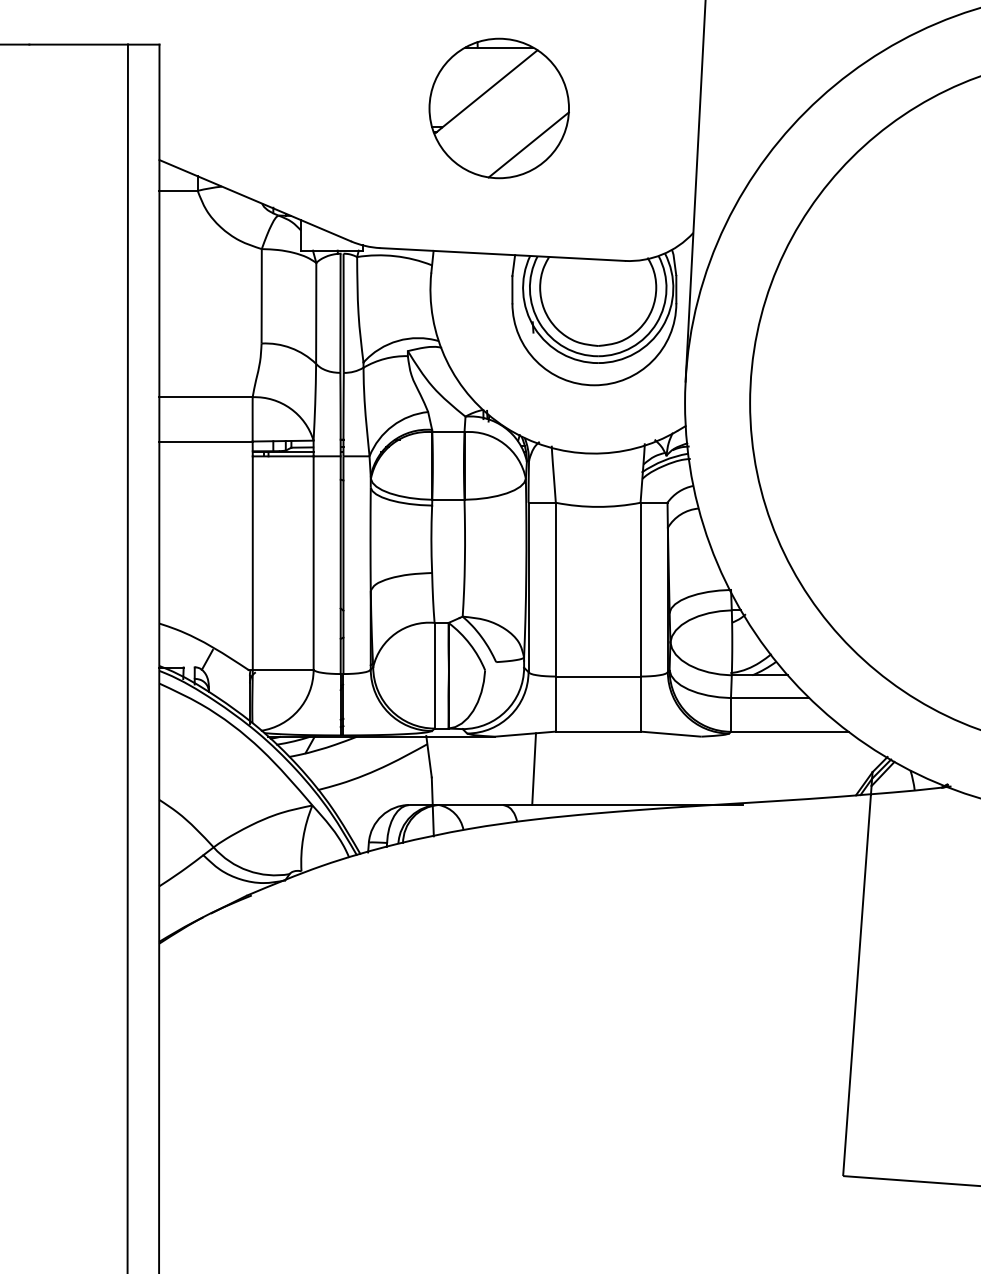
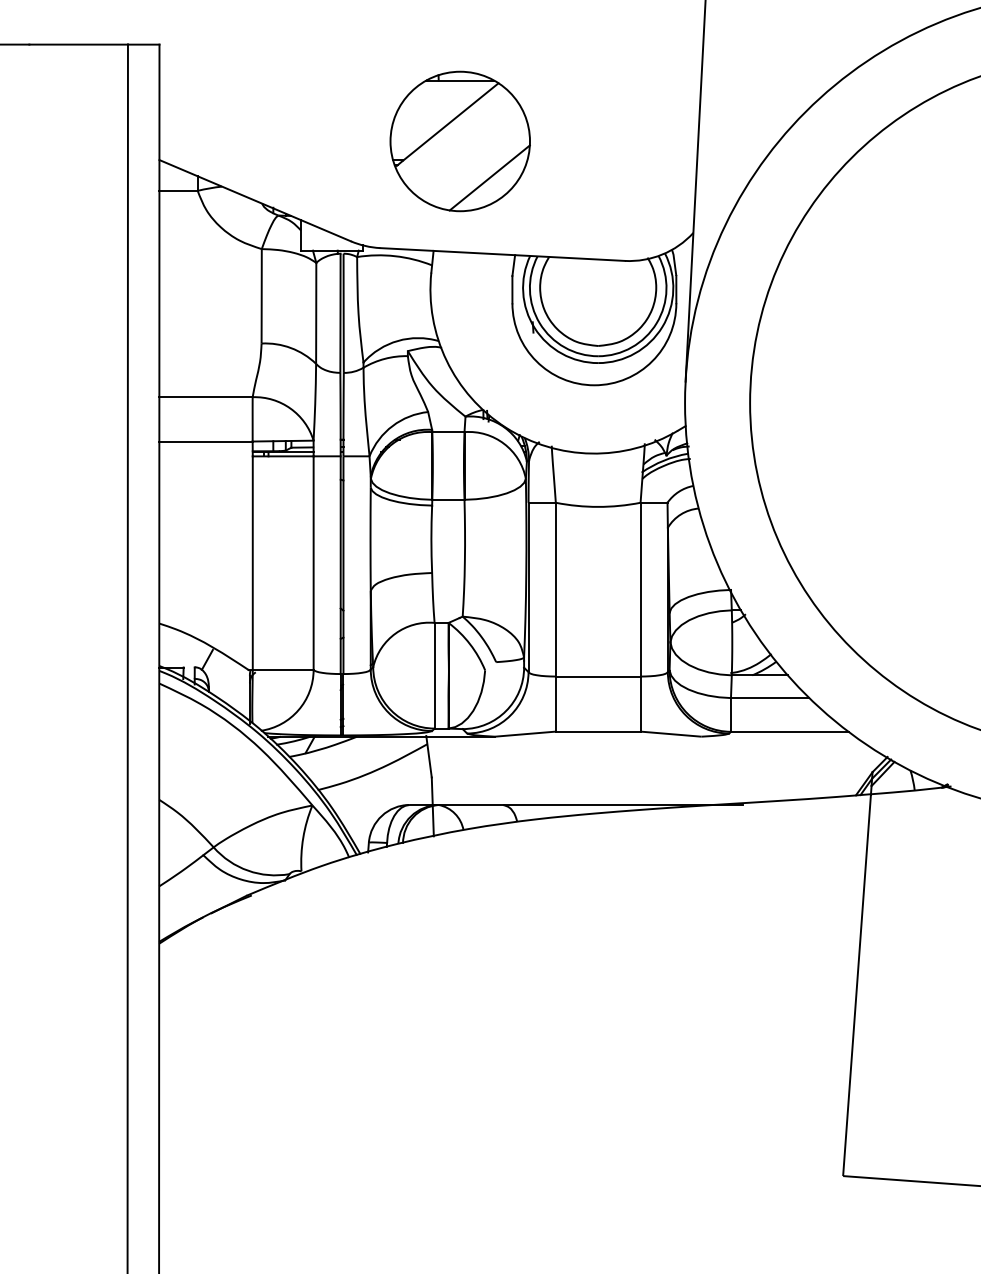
part position: (498, 108) -> (459, 141) (459, 141)
line: present -> none (534, 768)
